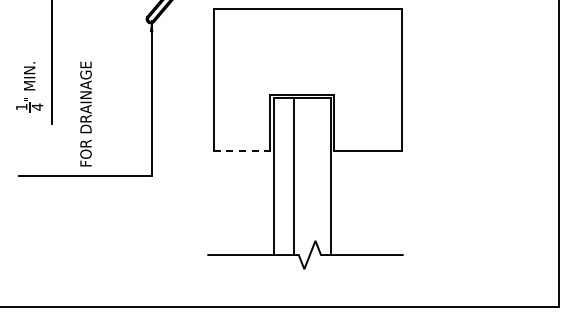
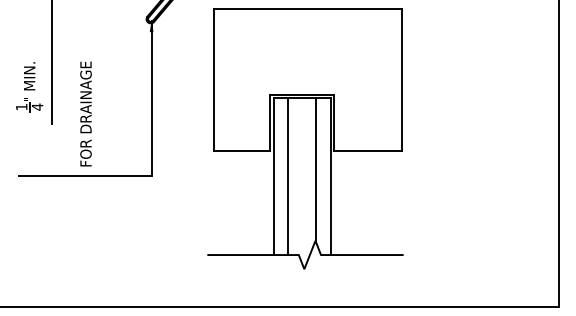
line: dashed -> solid (242, 151)
line: none -> present (316, 170)
line position: (294, 176) -> (288, 176) (288, 176)
